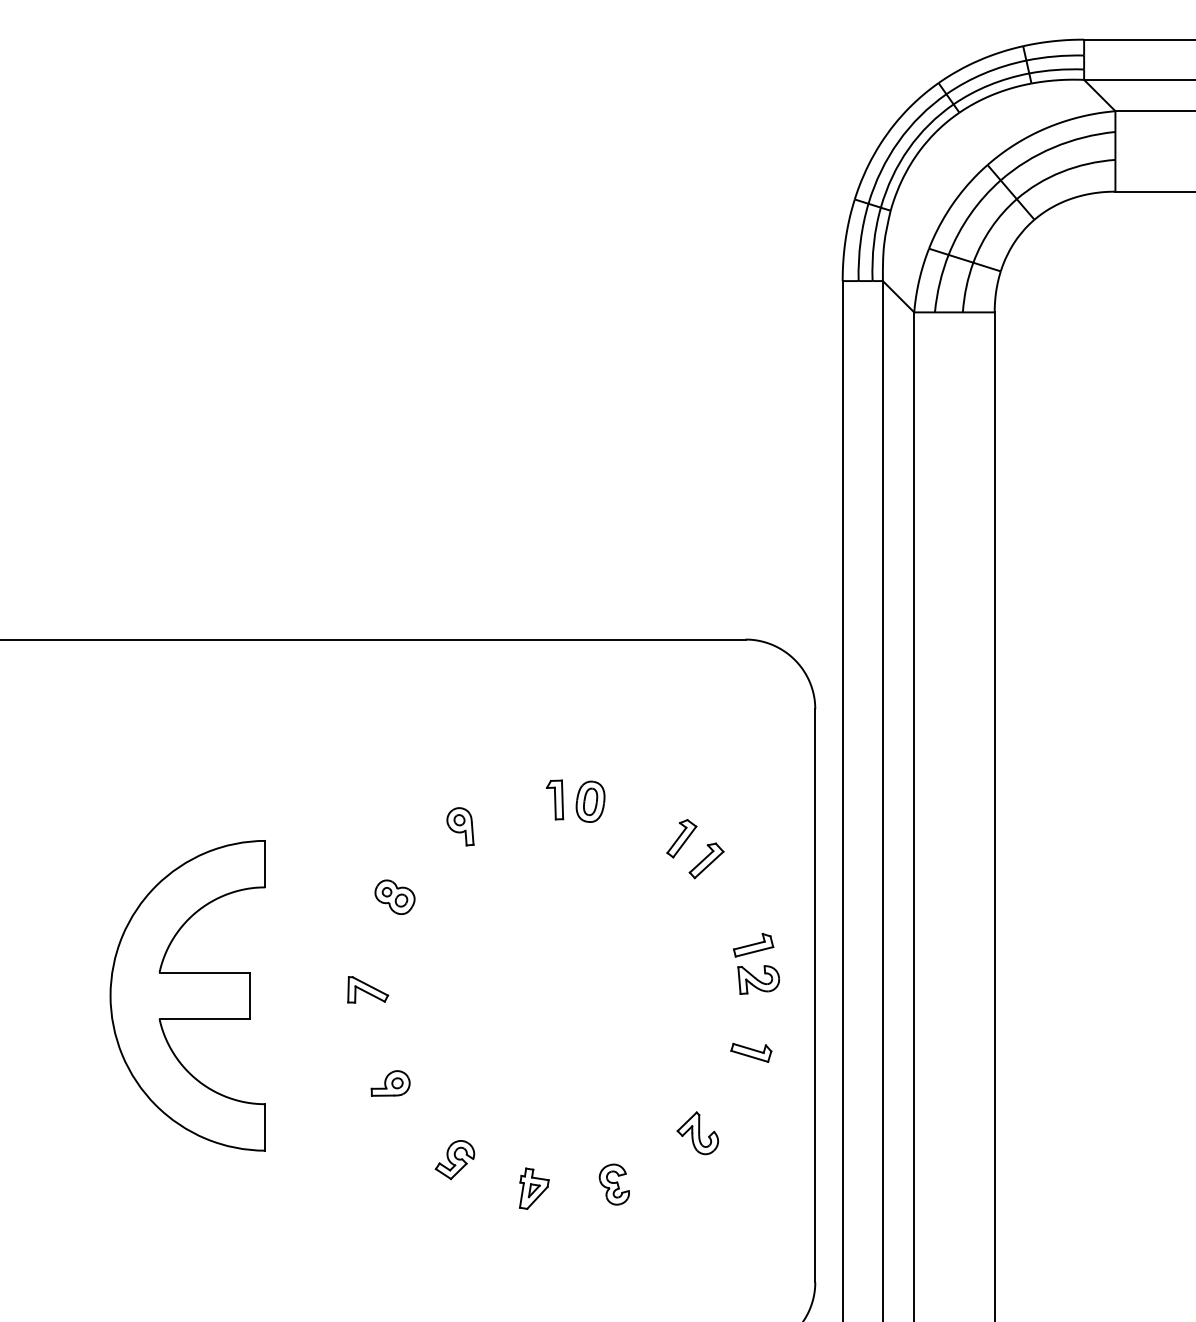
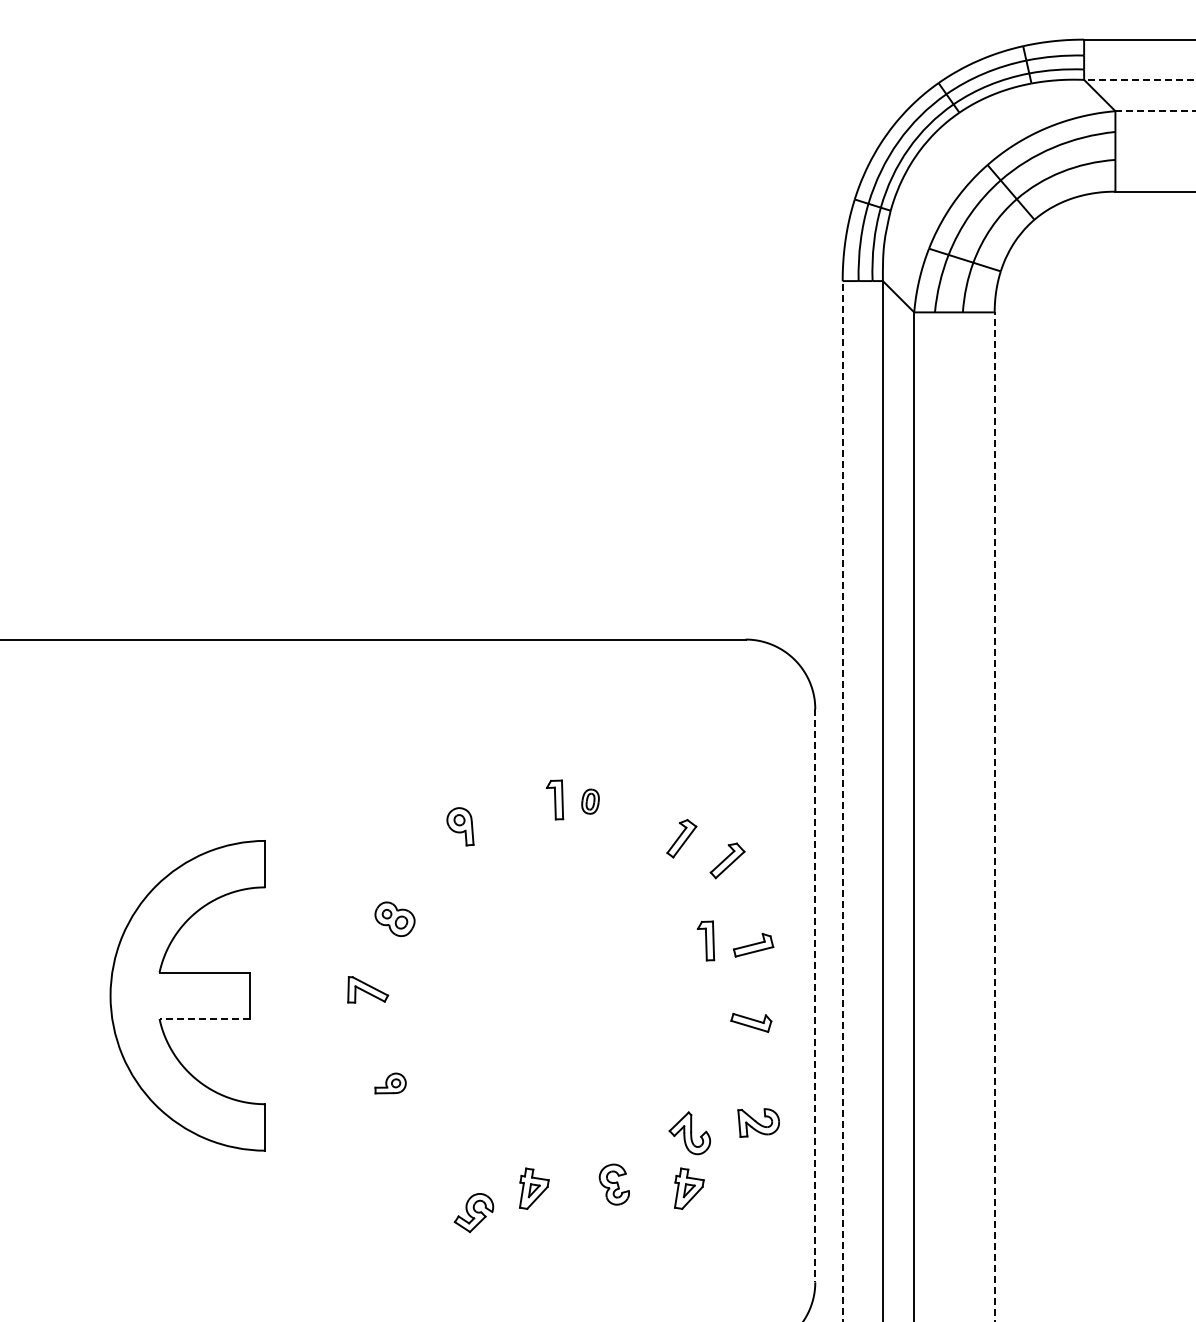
line: solid -> dashed (1139, 79)
line: solid -> dashed (1155, 111)
line: solid -> dashed (842, 800)
part size: 31x43 px -> 19x27 px (590, 801)
line: solid -> dashed (994, 816)
part position: (706, 860) -> (727, 860) (727, 860)
part position: (394, 896) -> (394, 918) (394, 918)
part: none -> present (705, 940)
part position: (758, 979) -> (758, 1122) (758, 1122)
line: solid -> dashed (815, 995)
line: solid -> dashed (204, 1019)
part position: (751, 1052) -> (751, 1022) (751, 1022)
part size: 41x27 px -> 33x23 px (390, 1083)
part position: (697, 1133) -> (689, 1133) (689, 1133)
part position: (454, 1160) -> (473, 1213) (473, 1213)
part: none -> present (689, 1188)
